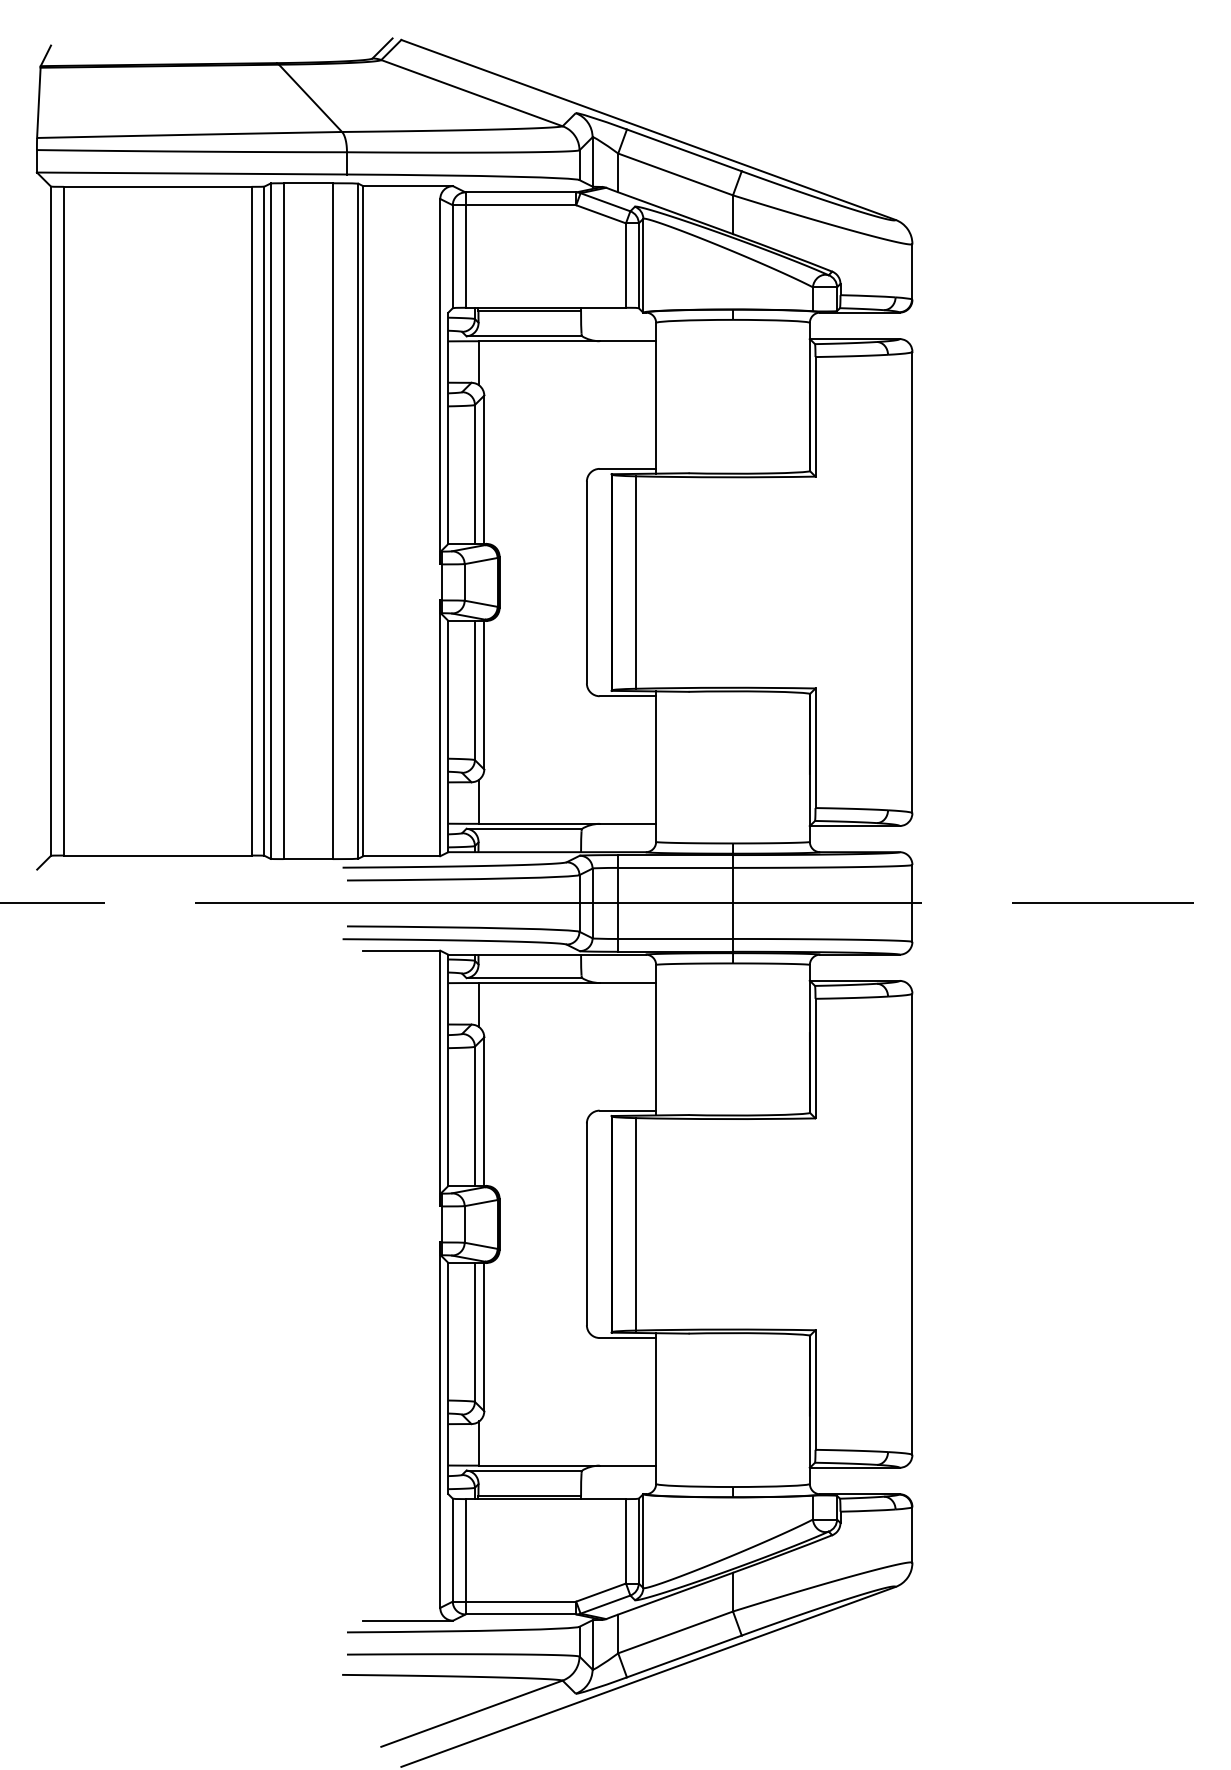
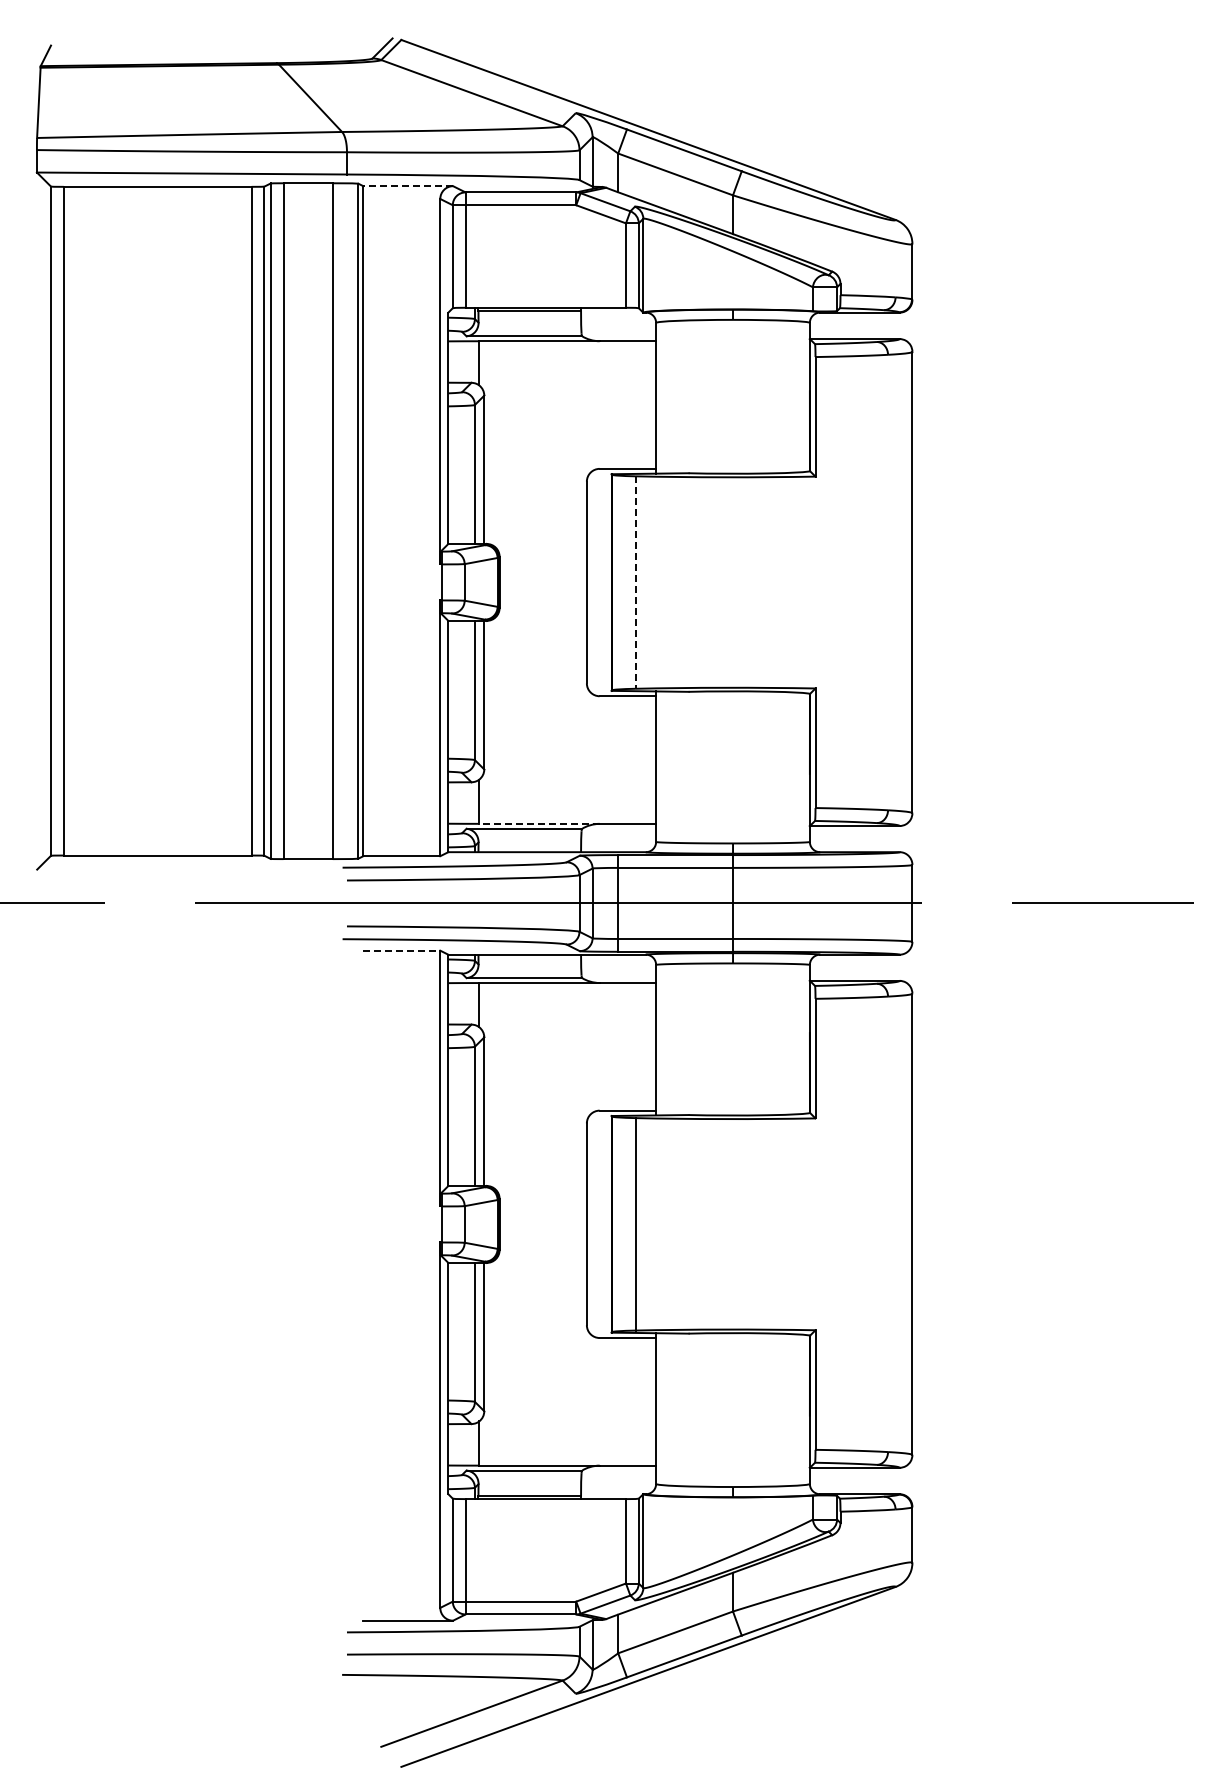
line: solid -> dashed (408, 186)
line: solid -> dashed (635, 583)
line: solid -> dashed (538, 823)
line: solid -> dashed (402, 950)
